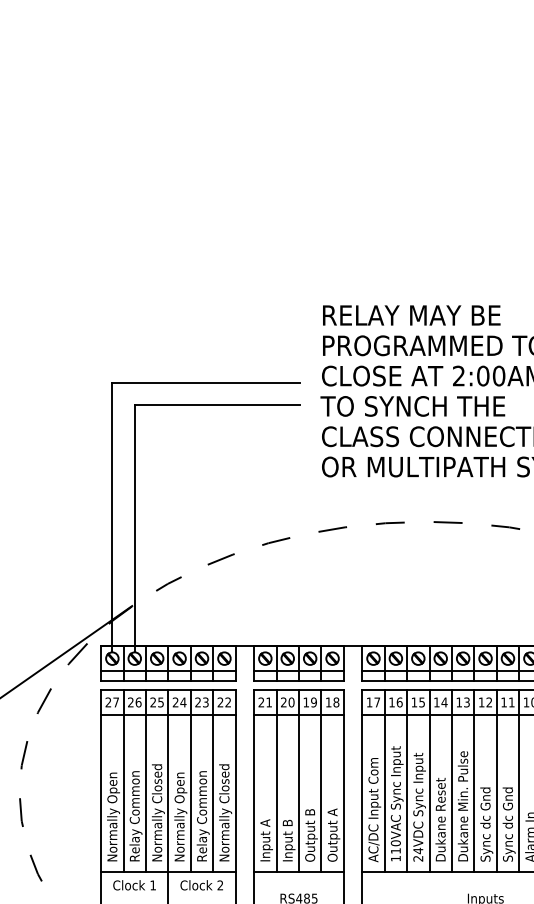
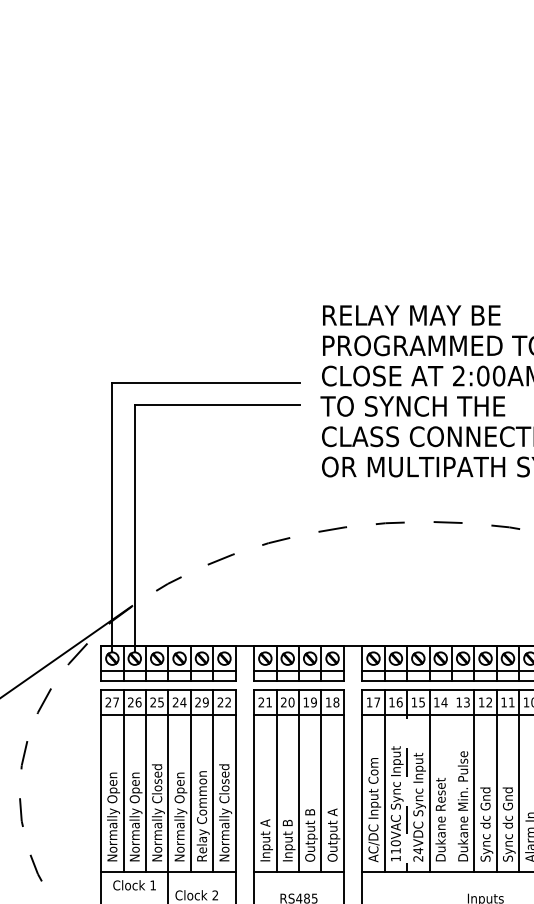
text: 23 -> 29 (205, 702)
line: present -> none (451, 780)
line: solid -> dashed (407, 781)
text: Relay Common -> Normally Open (135, 815)
text position: (201, 885) -> (196, 895) (196, 895)
